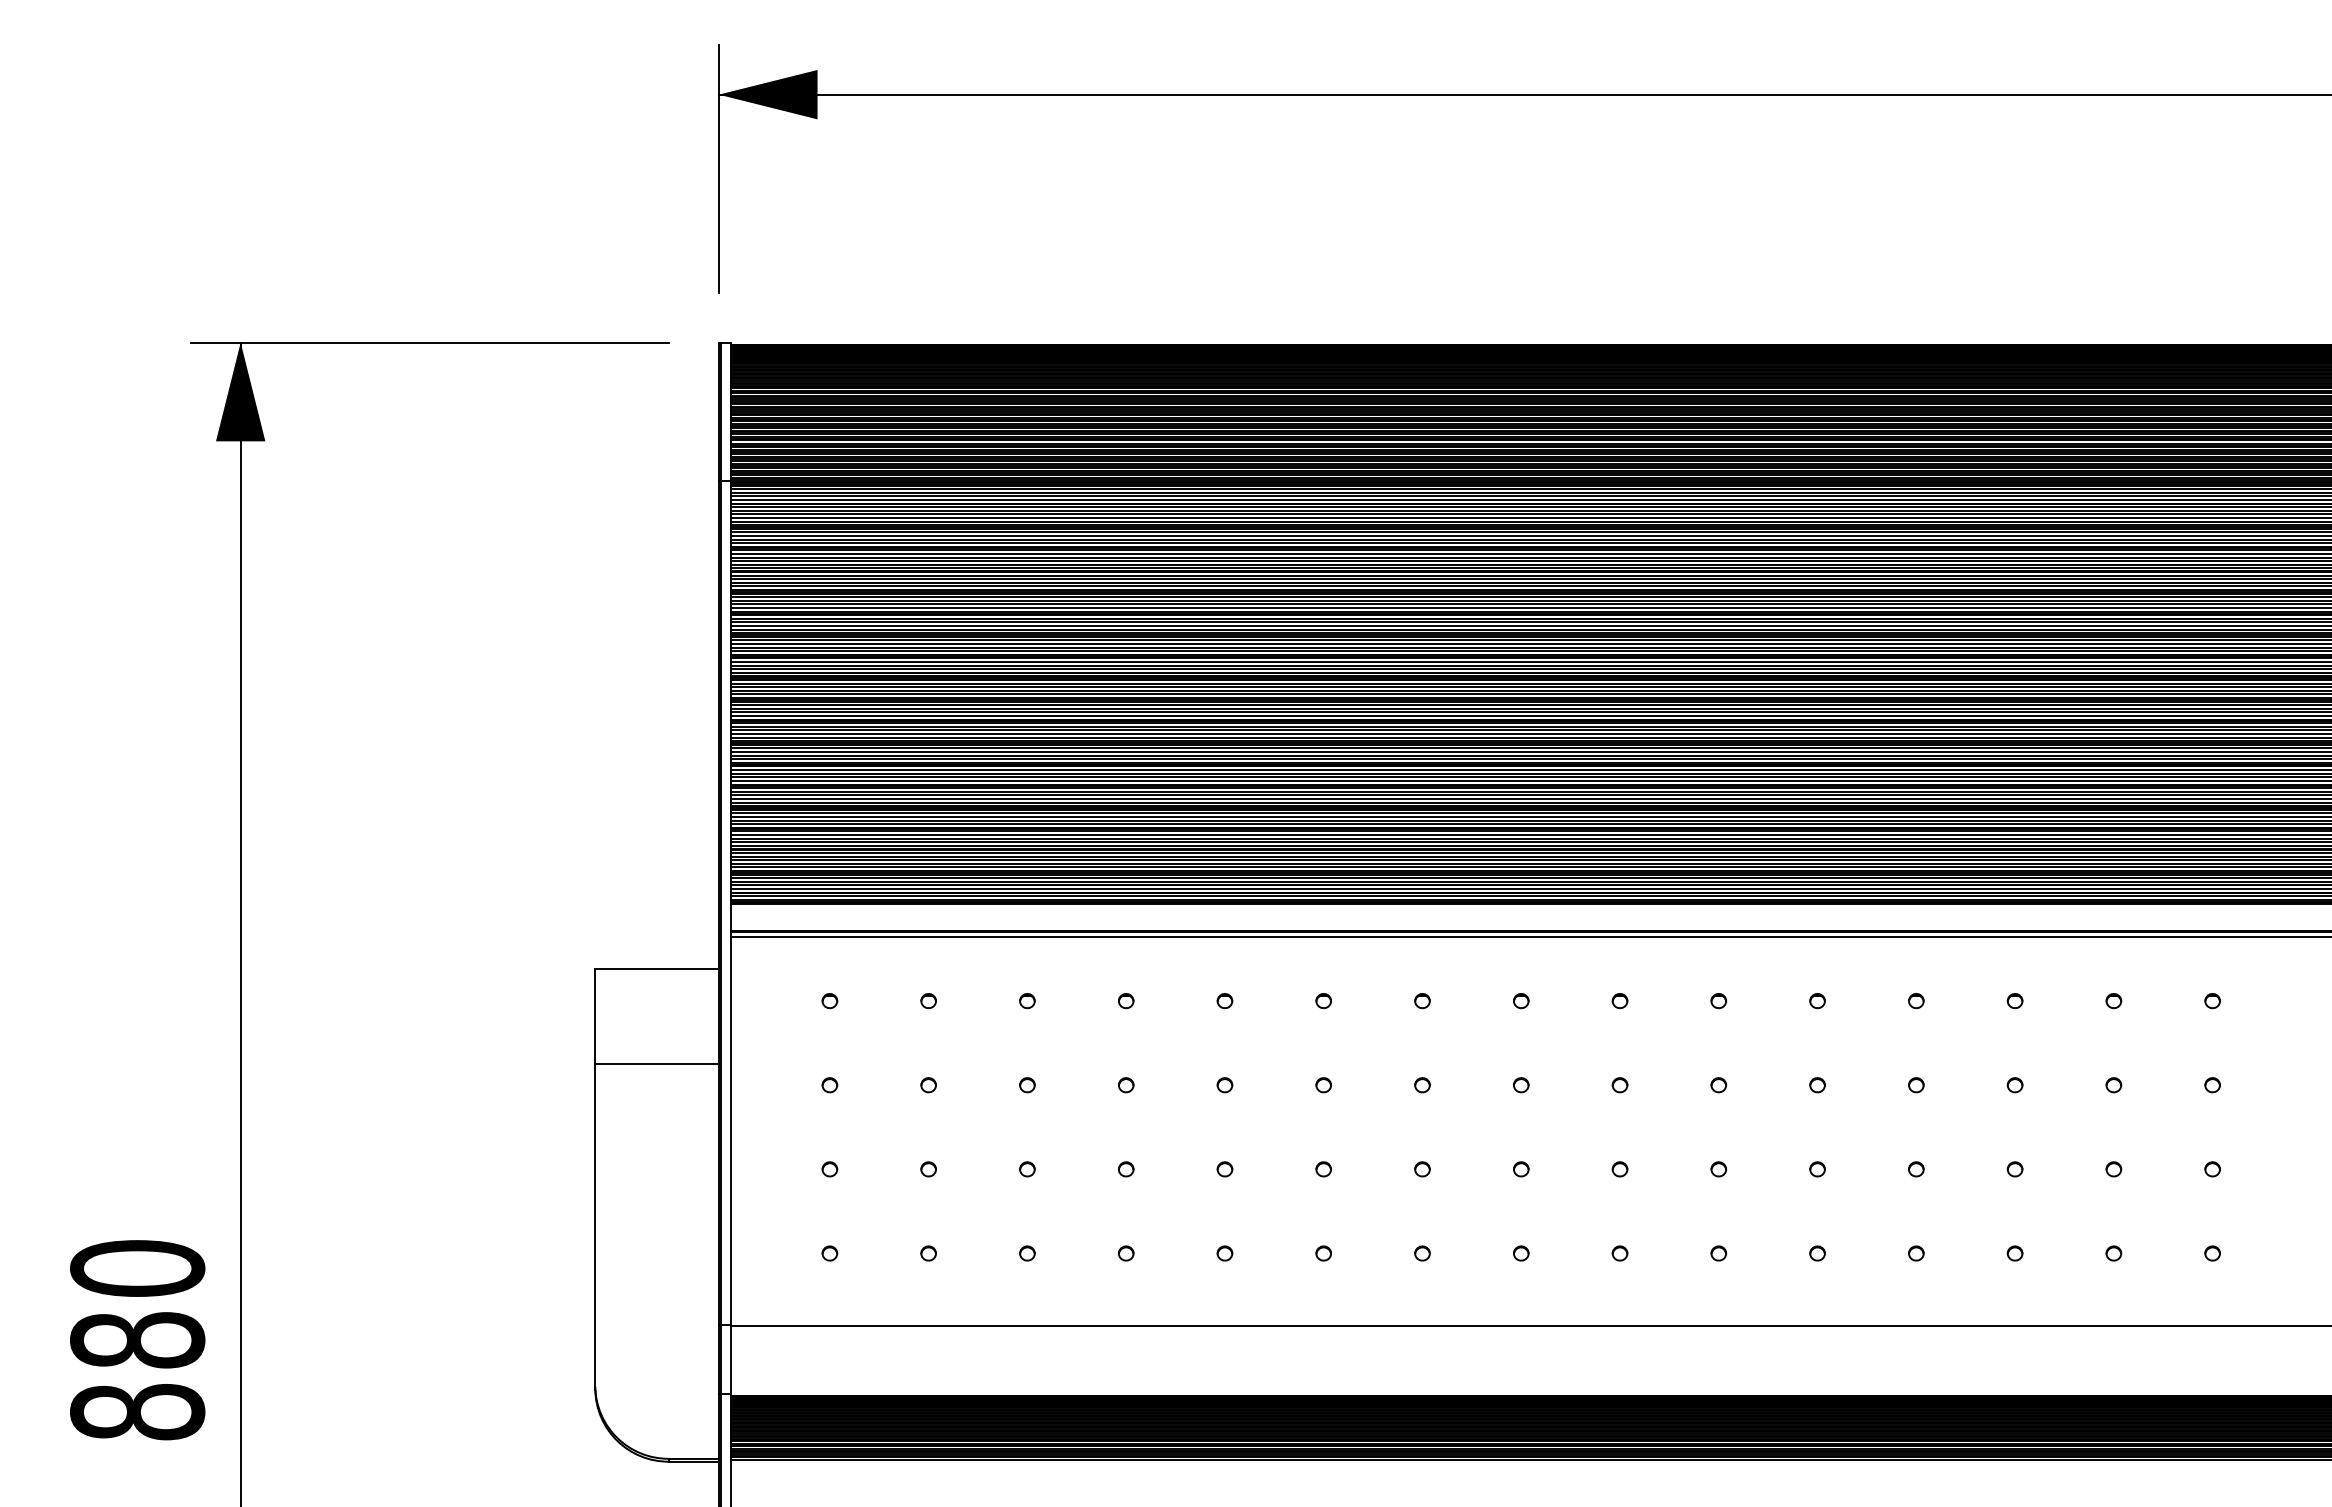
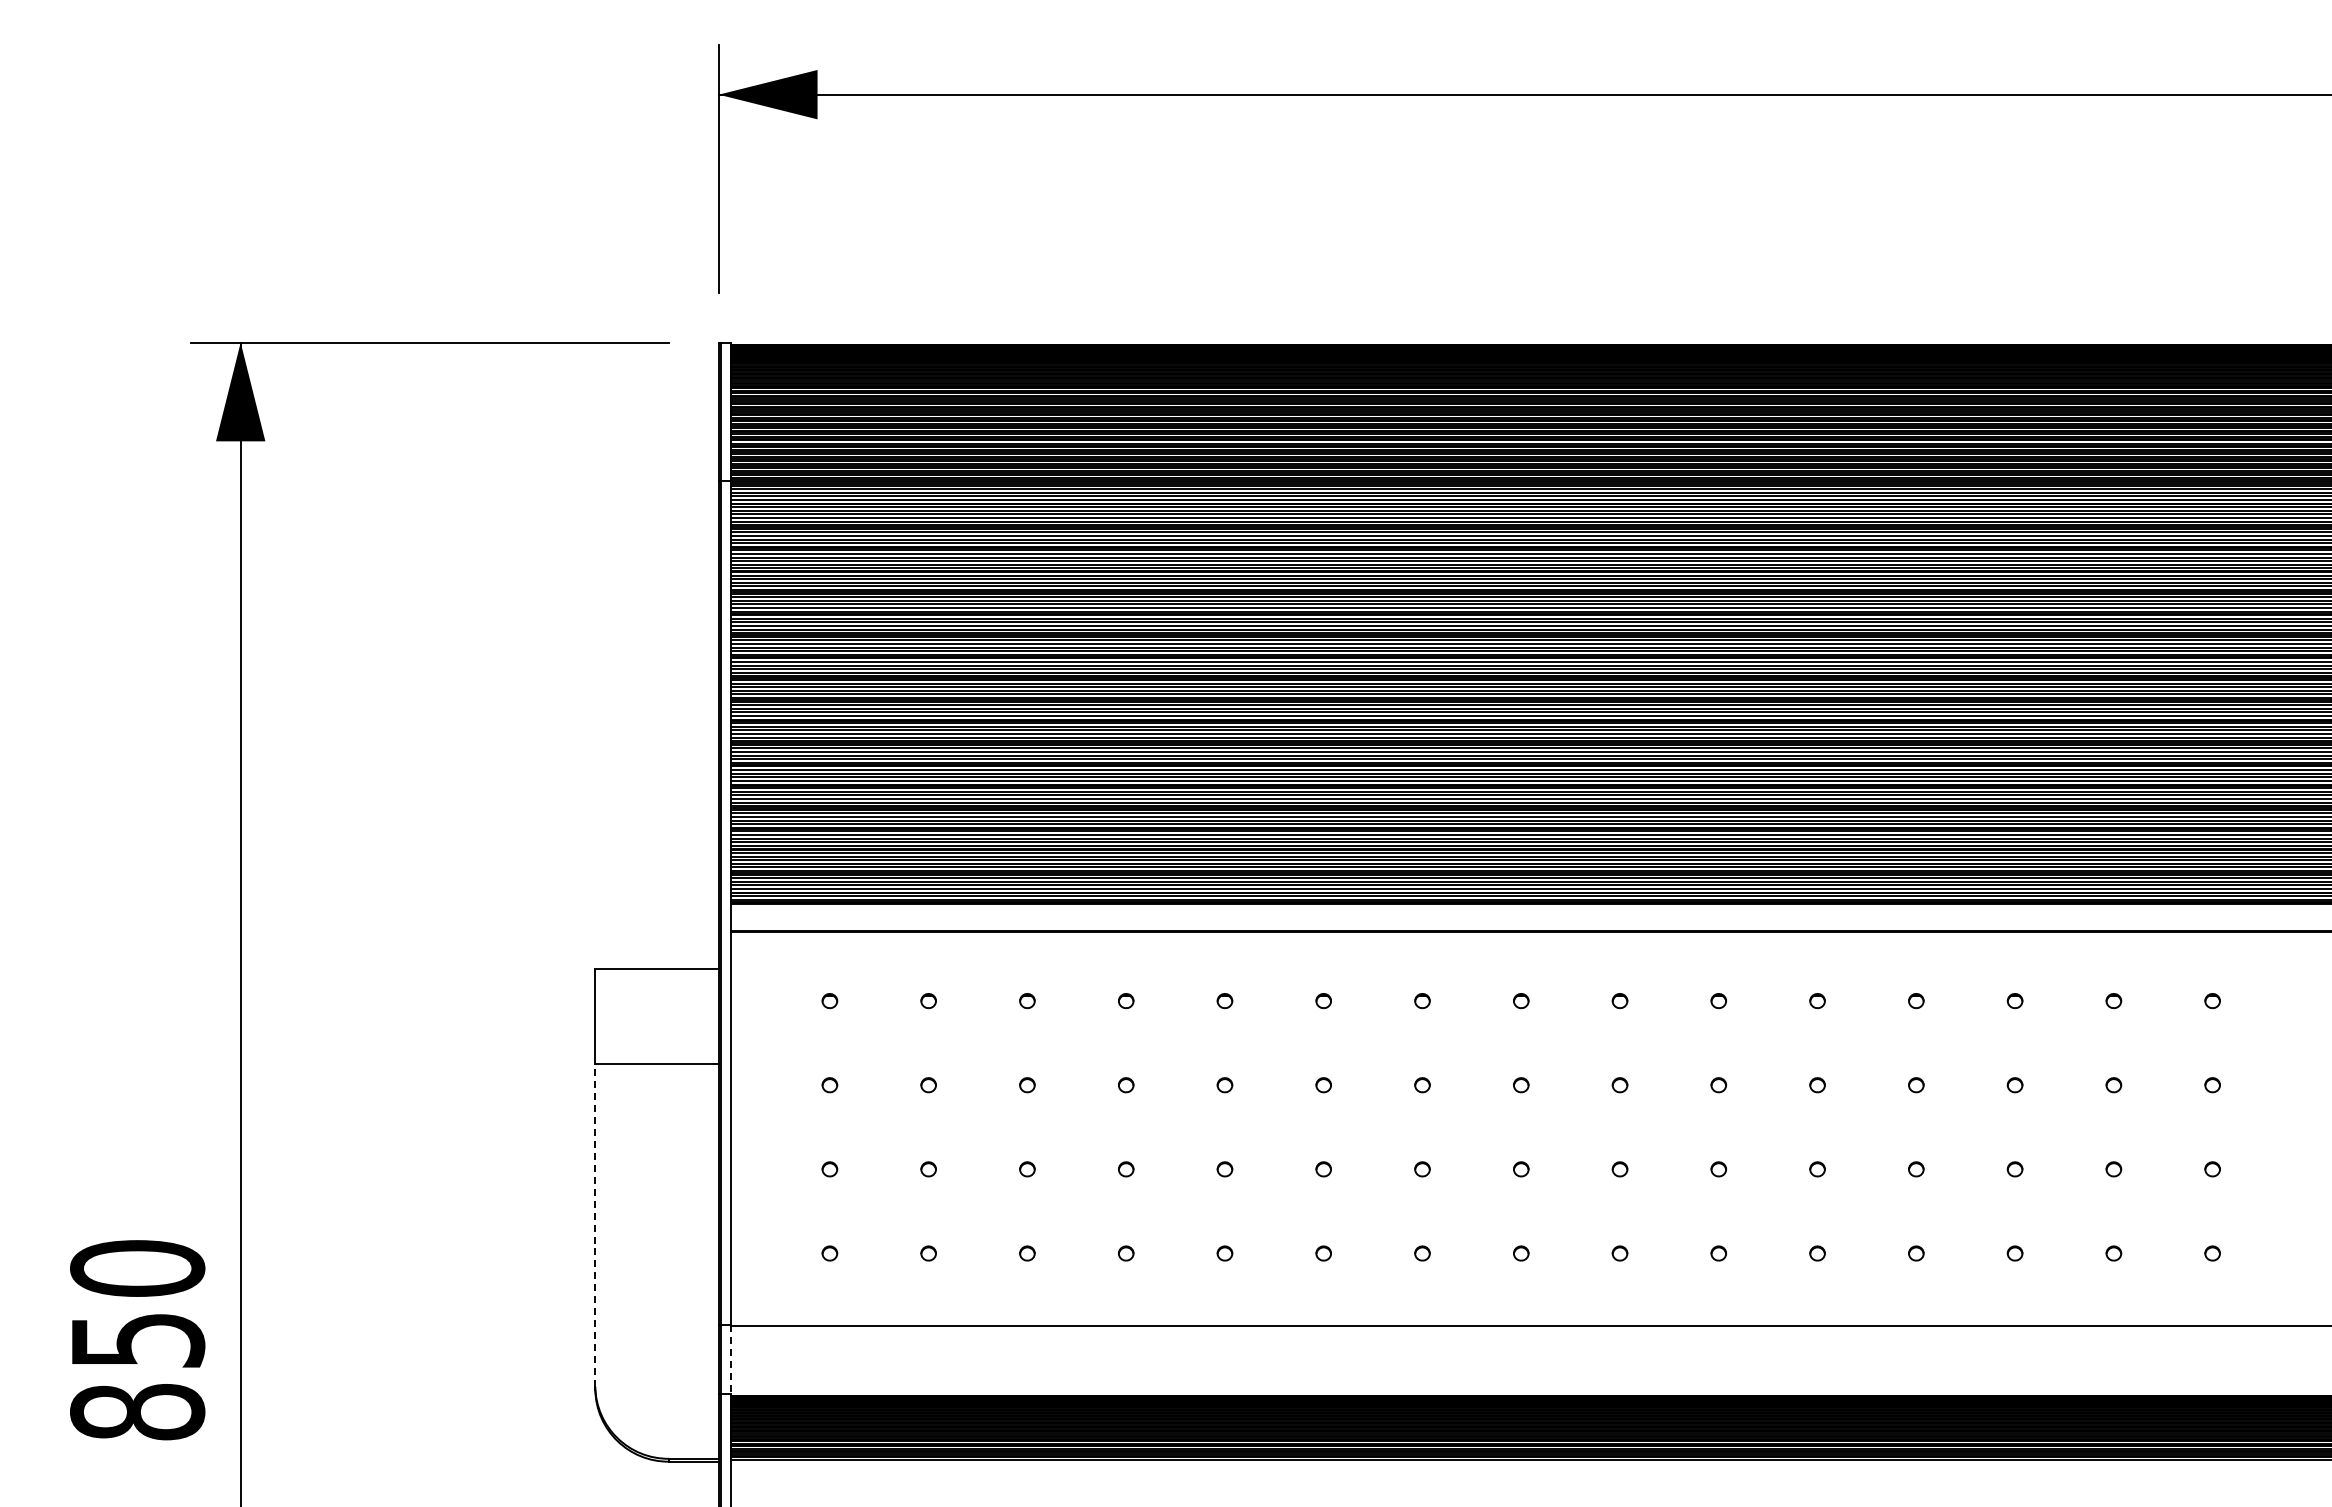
line: present -> none (1529, 936)
line: solid -> dashed (595, 1225)
text: 880 -> 850 (137, 1340)
line: solid -> dashed (731, 1359)
